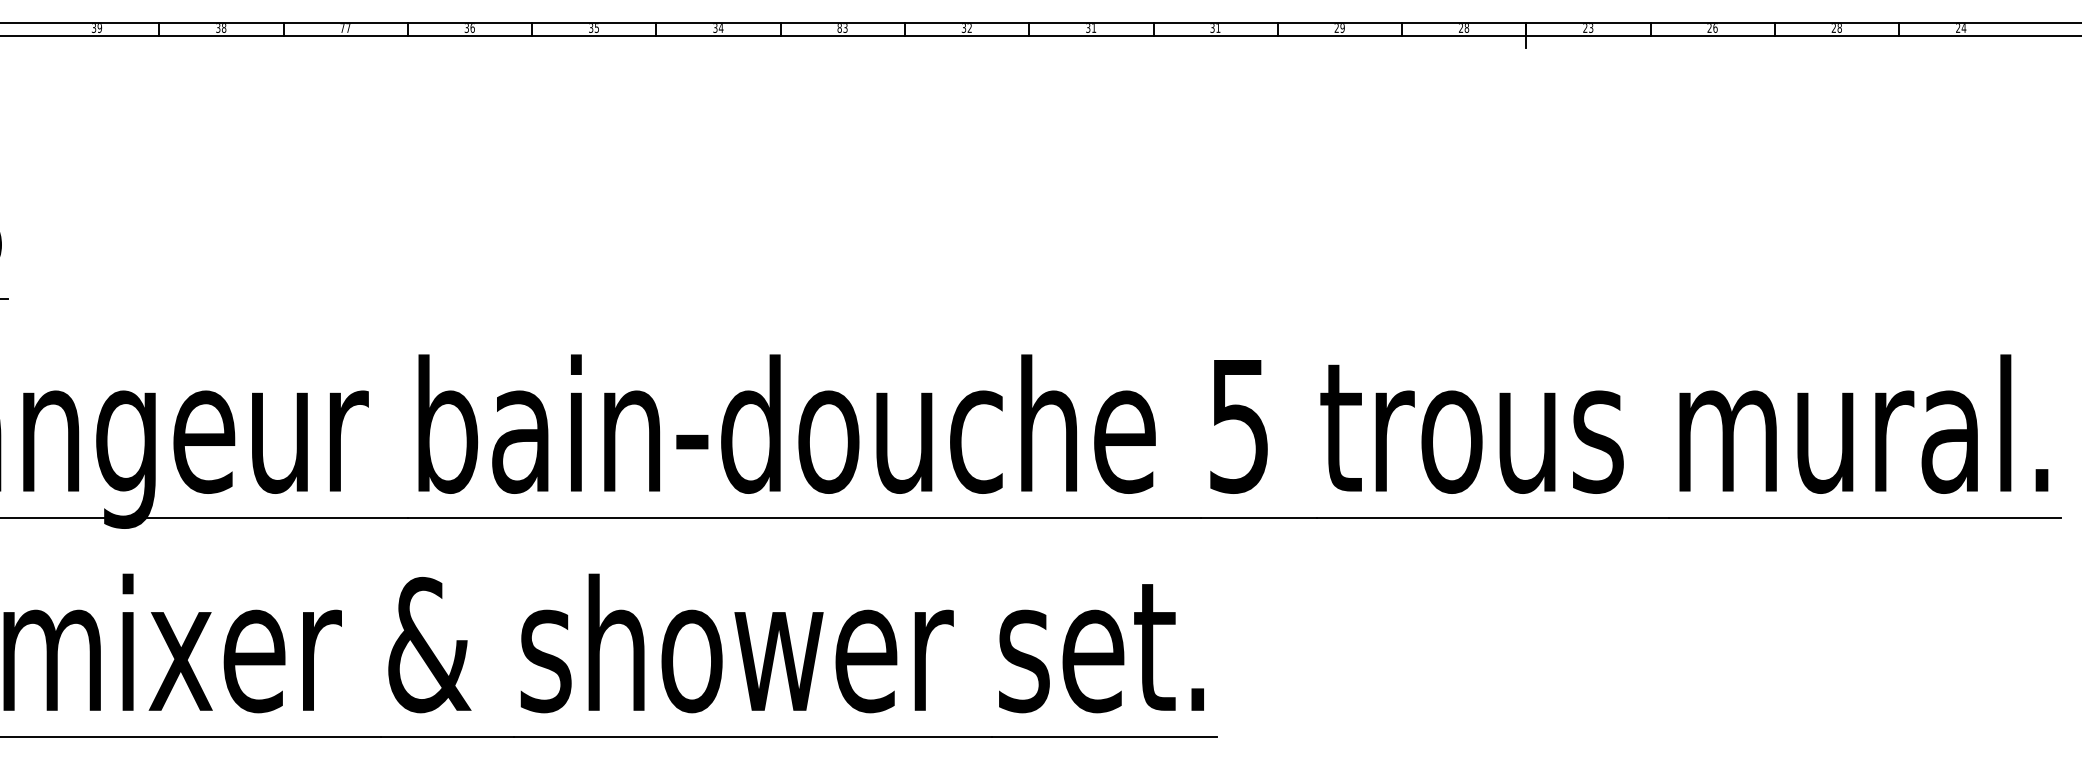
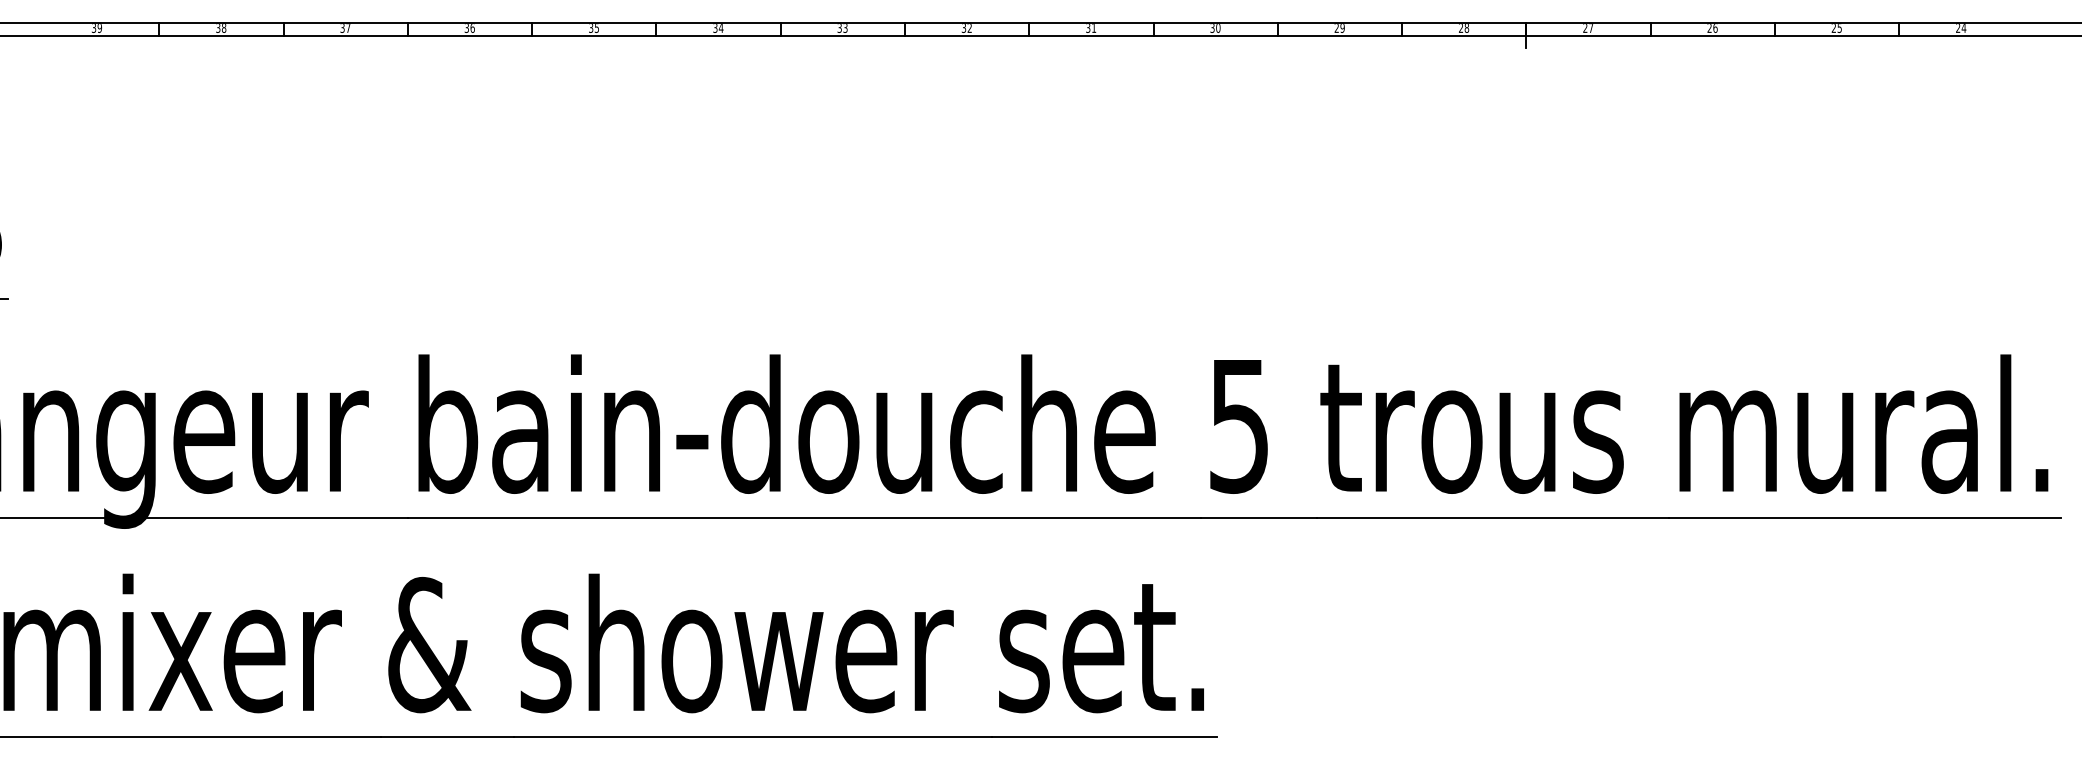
text: 77 -> 37 (342, 28)
text: 83 -> 33 (839, 28)
text: 31 -> 30 (1218, 28)
text: 23 -> 27 (1591, 28)
text: 28 -> 25 (1839, 28)
